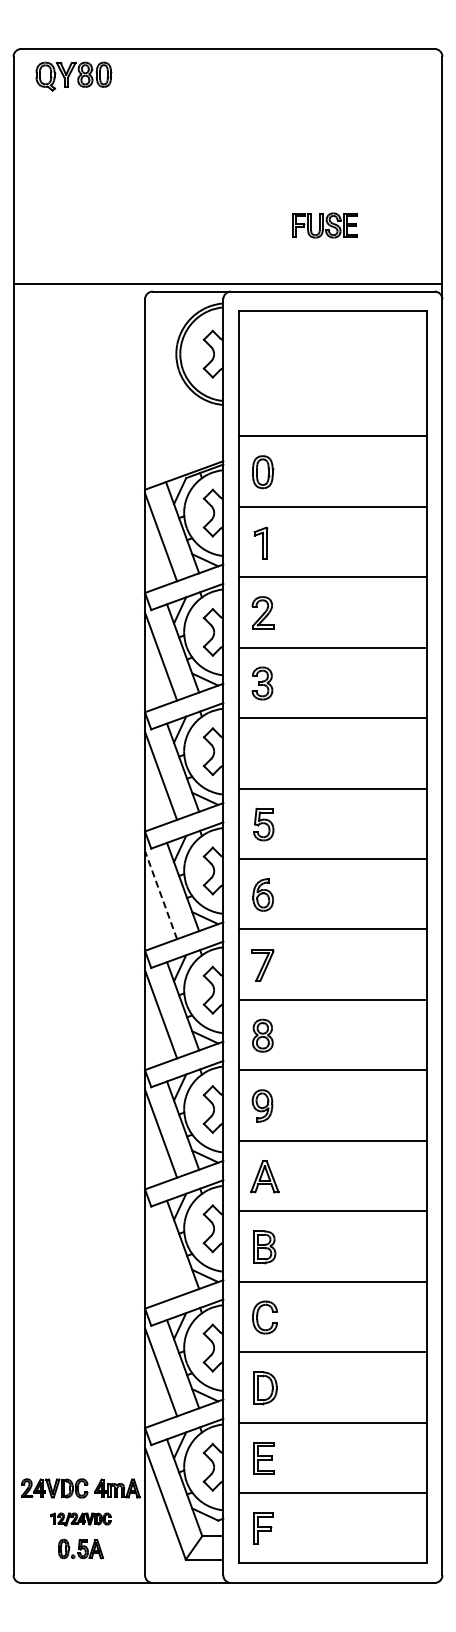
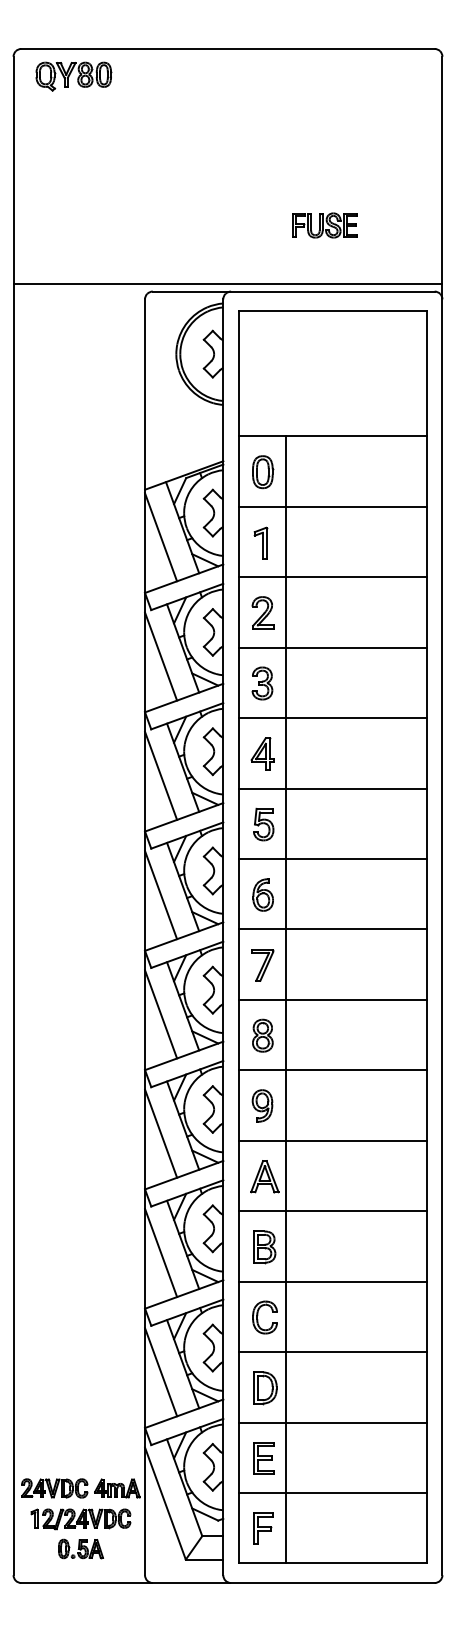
part: none -> present (262, 753)
line: dashed -> solid (161, 895)
line: none -> present (285, 999)
line: none -> present (161, 1253)
part size: 62x15 px -> 102x23 px (80, 1519)
